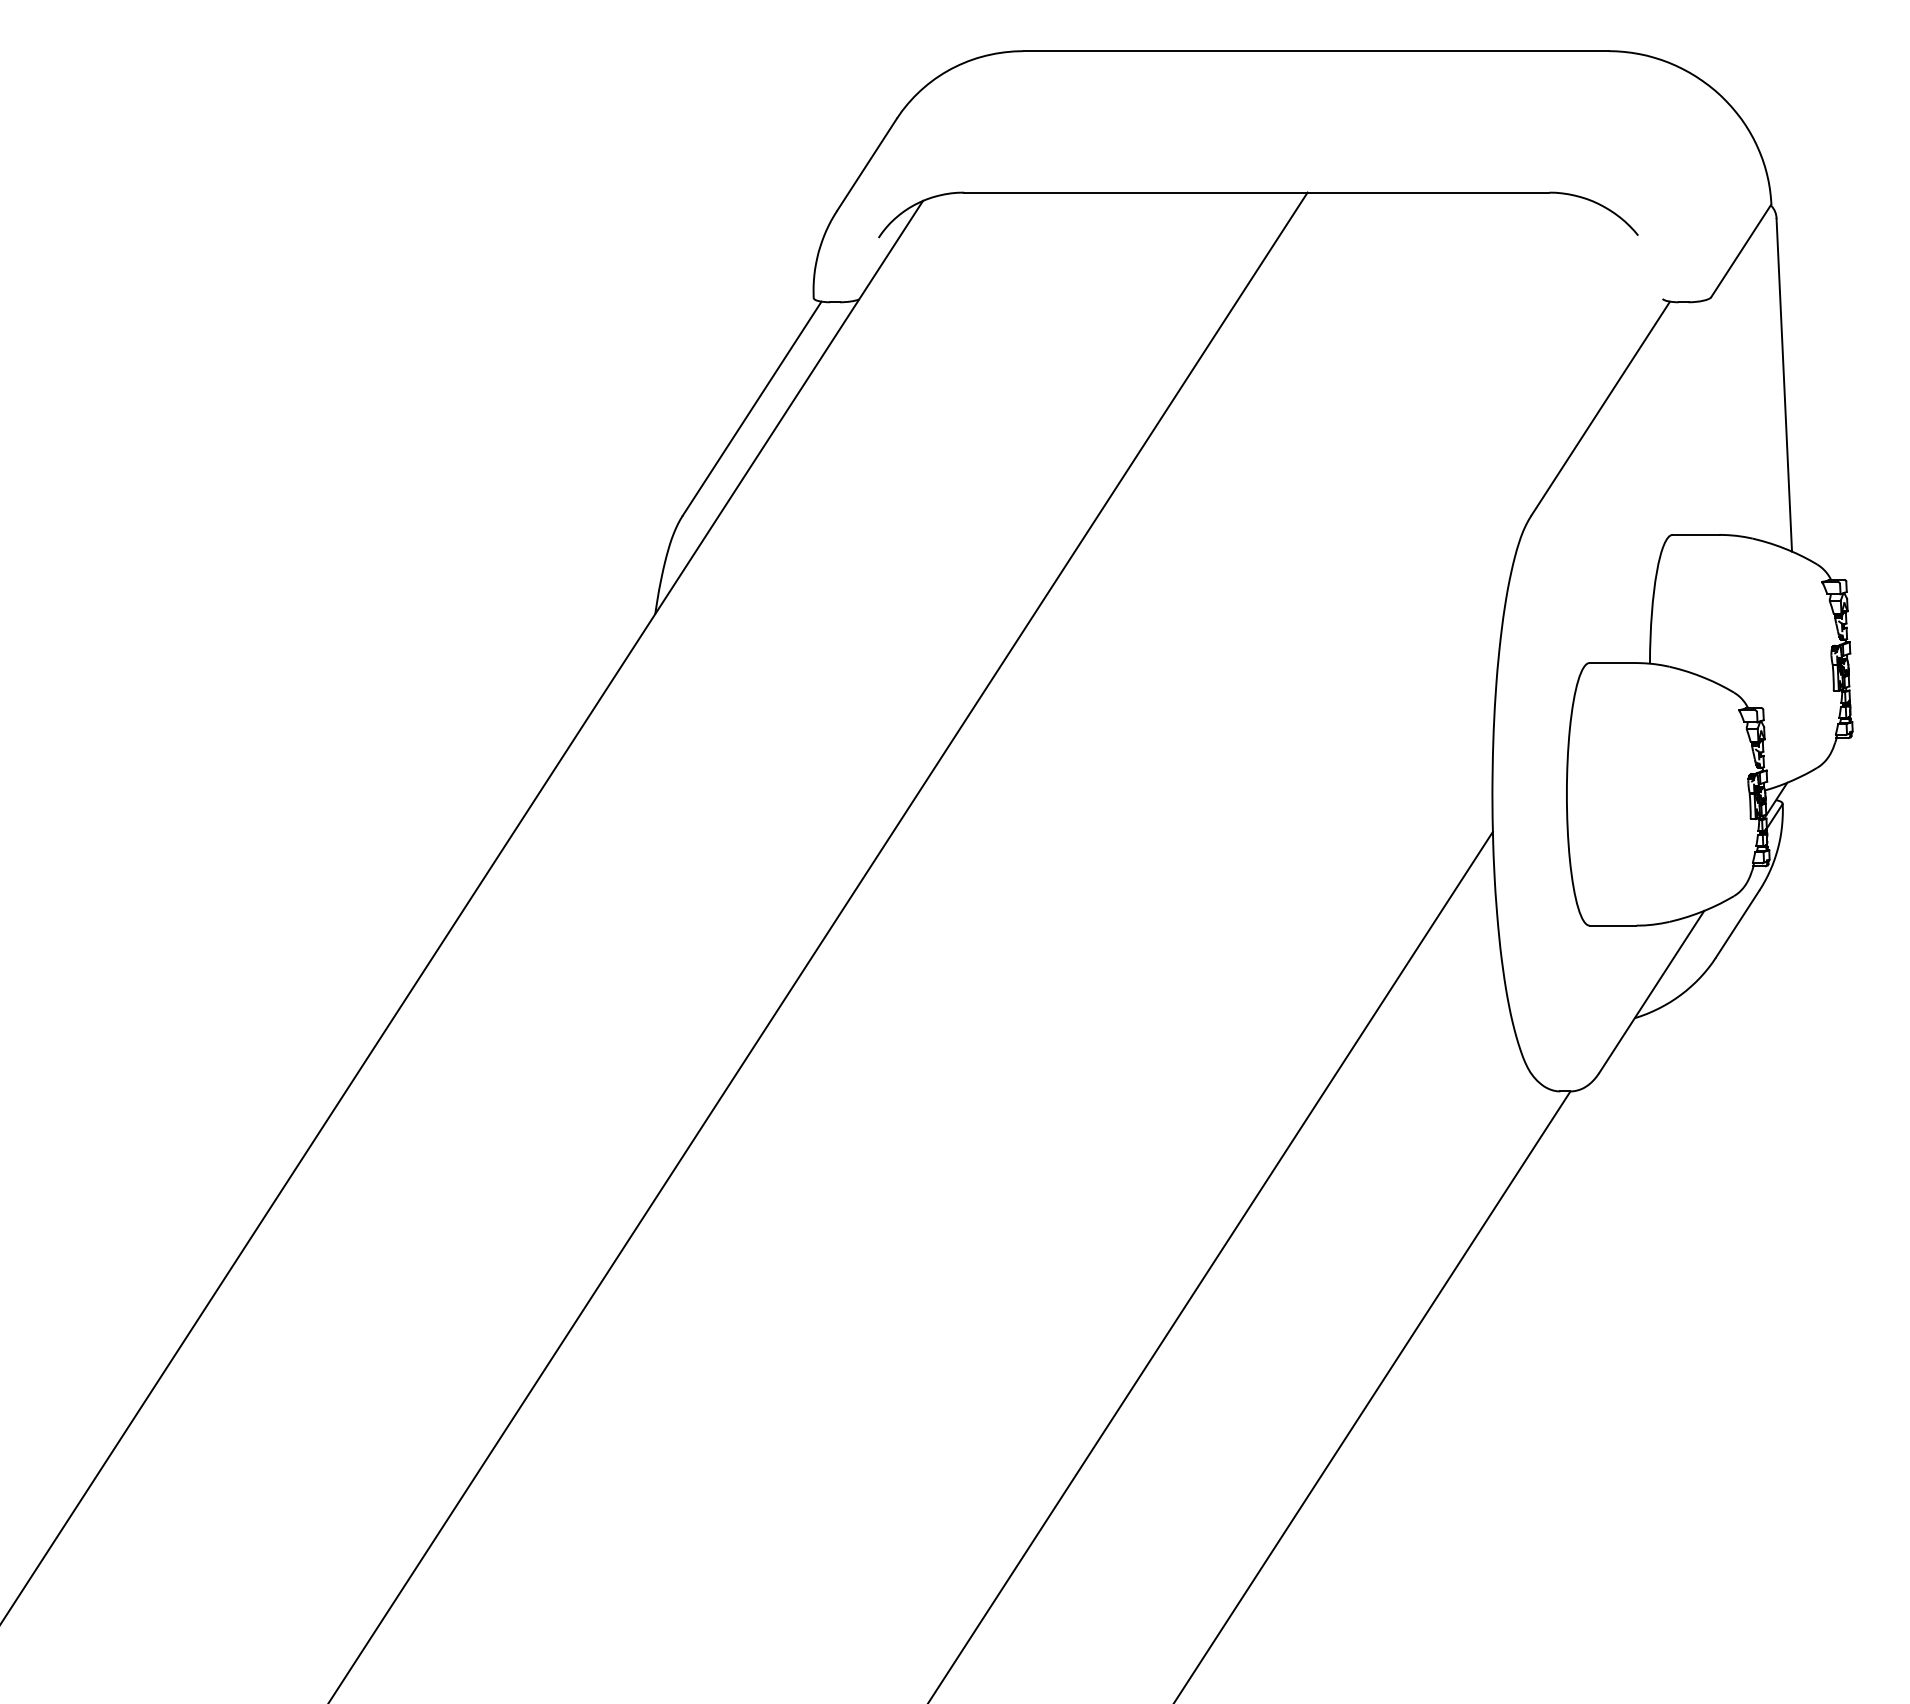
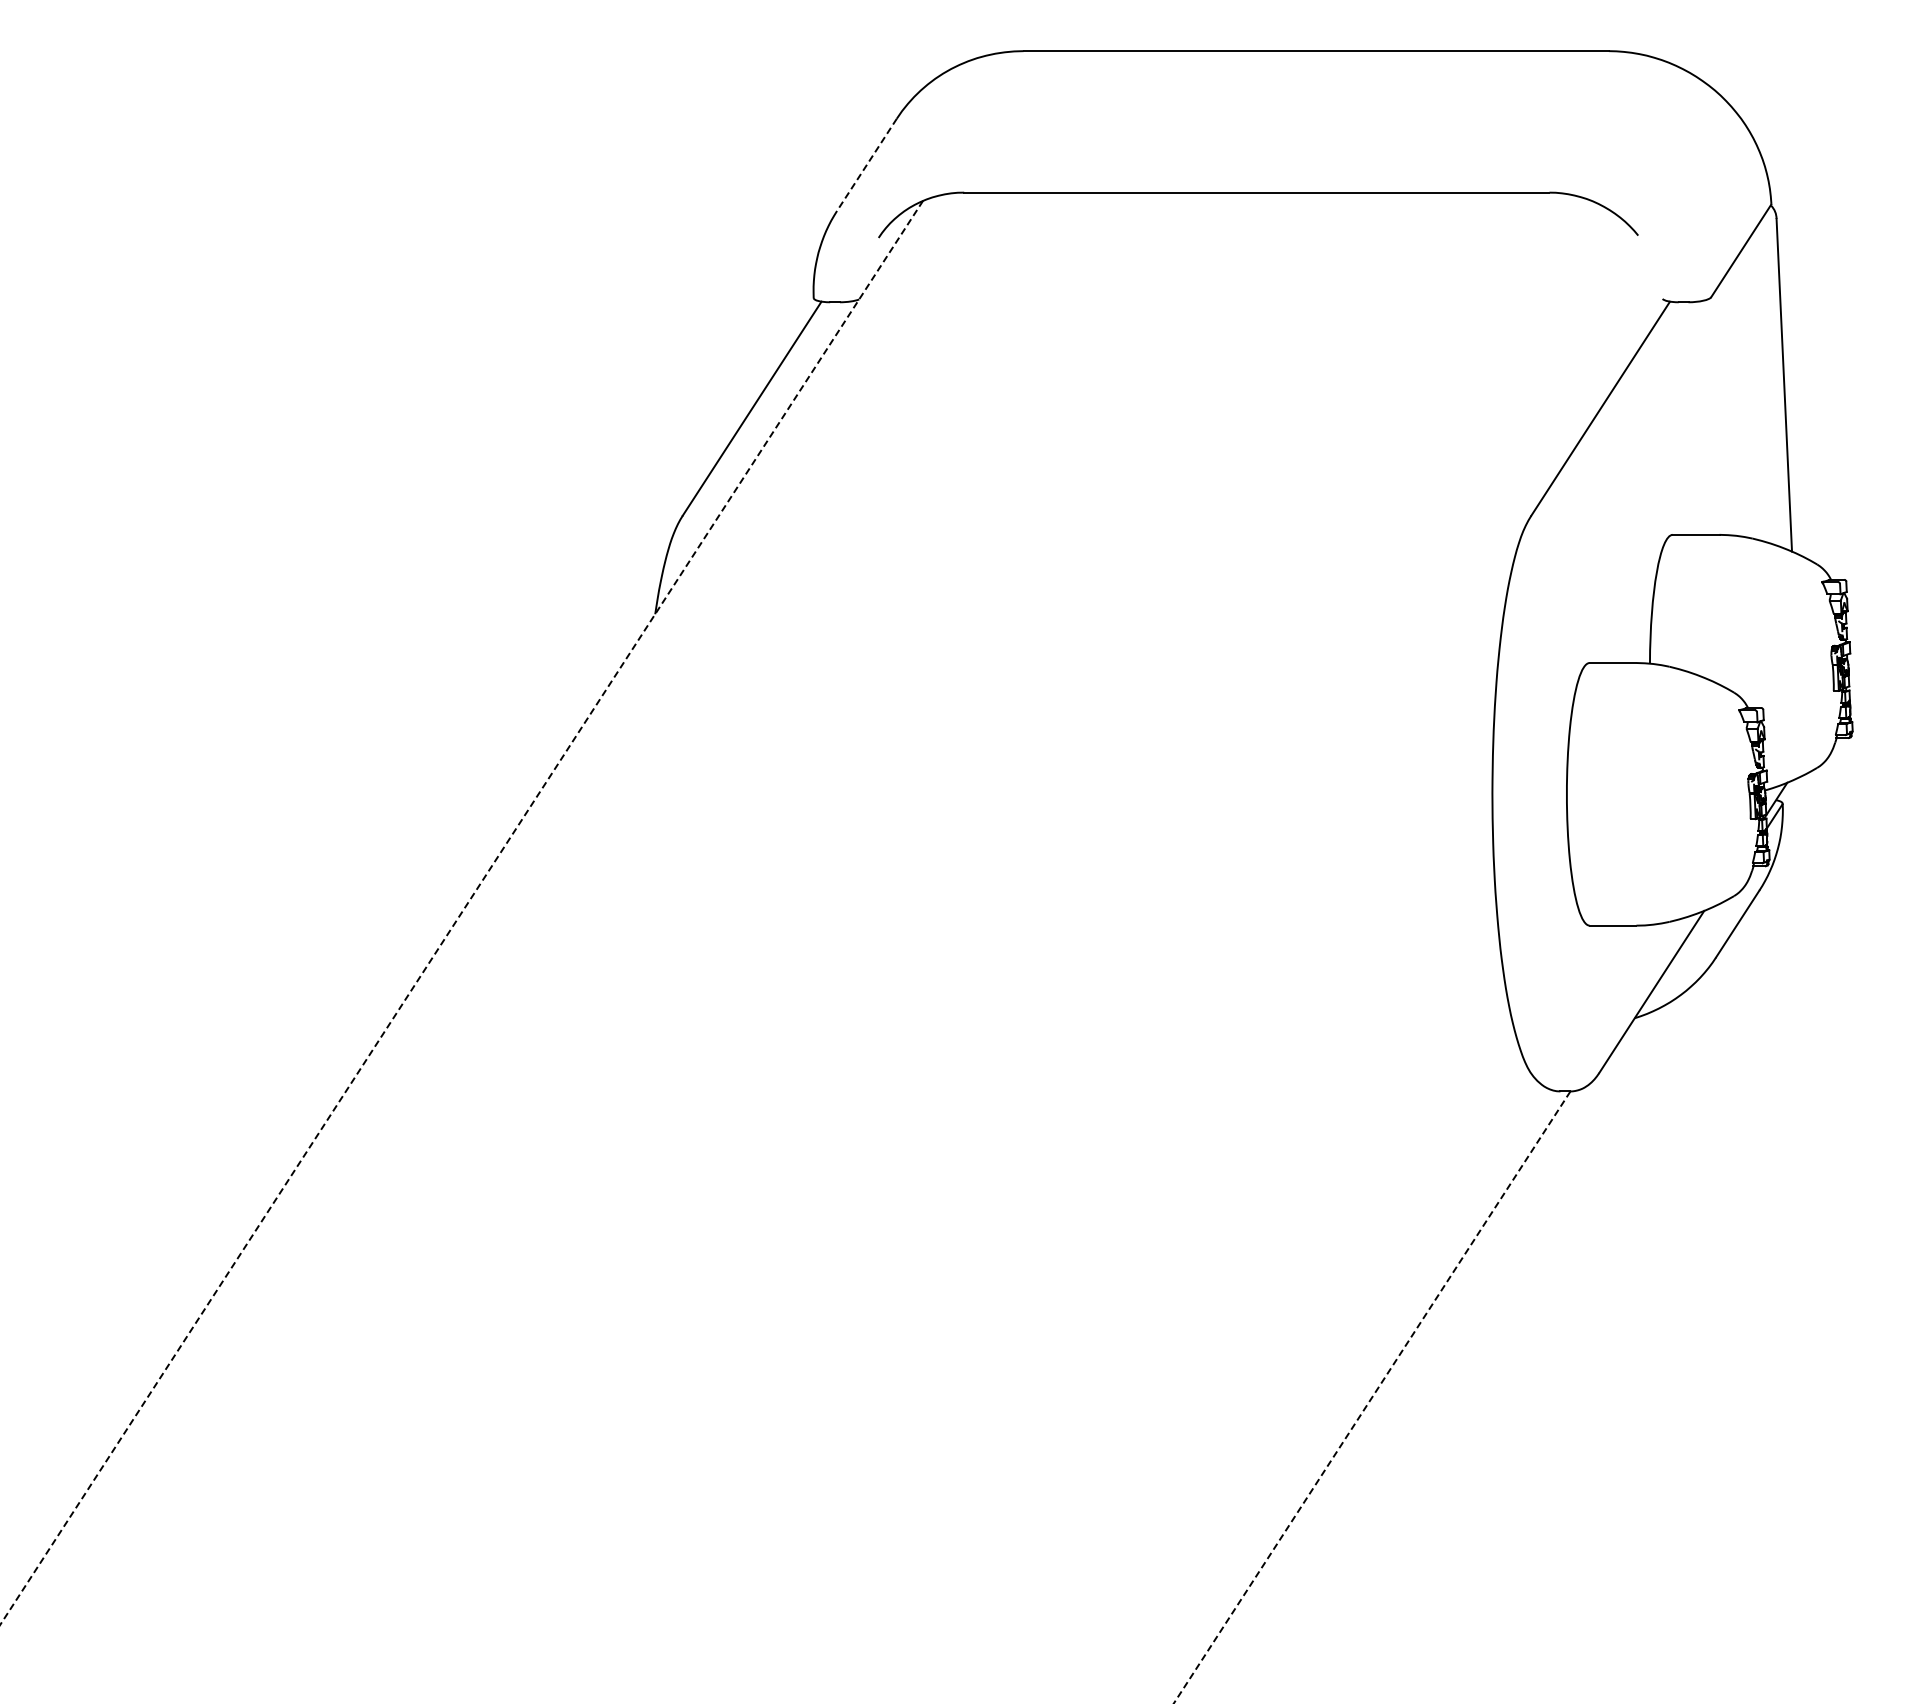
line: solid -> dashed (866, 164)
line: solid -> dashed (461, 912)
line: present -> none (818, 946)
line: present -> none (1210, 1265)
line: solid -> dashed (1371, 1398)
